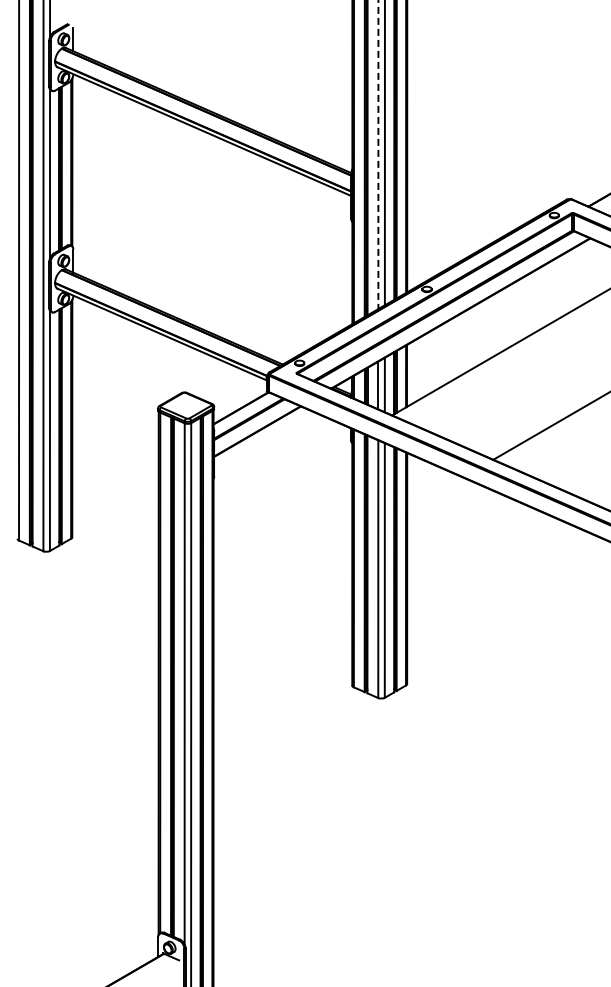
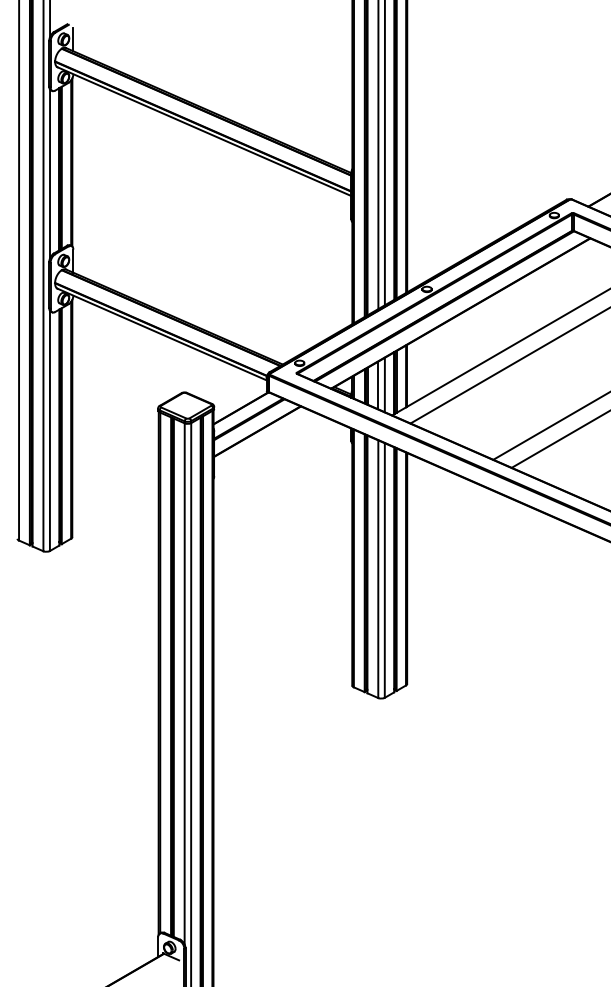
line: dashed -> solid (378, 155)
line: none -> present (508, 365)
line: none -> present (559, 439)
